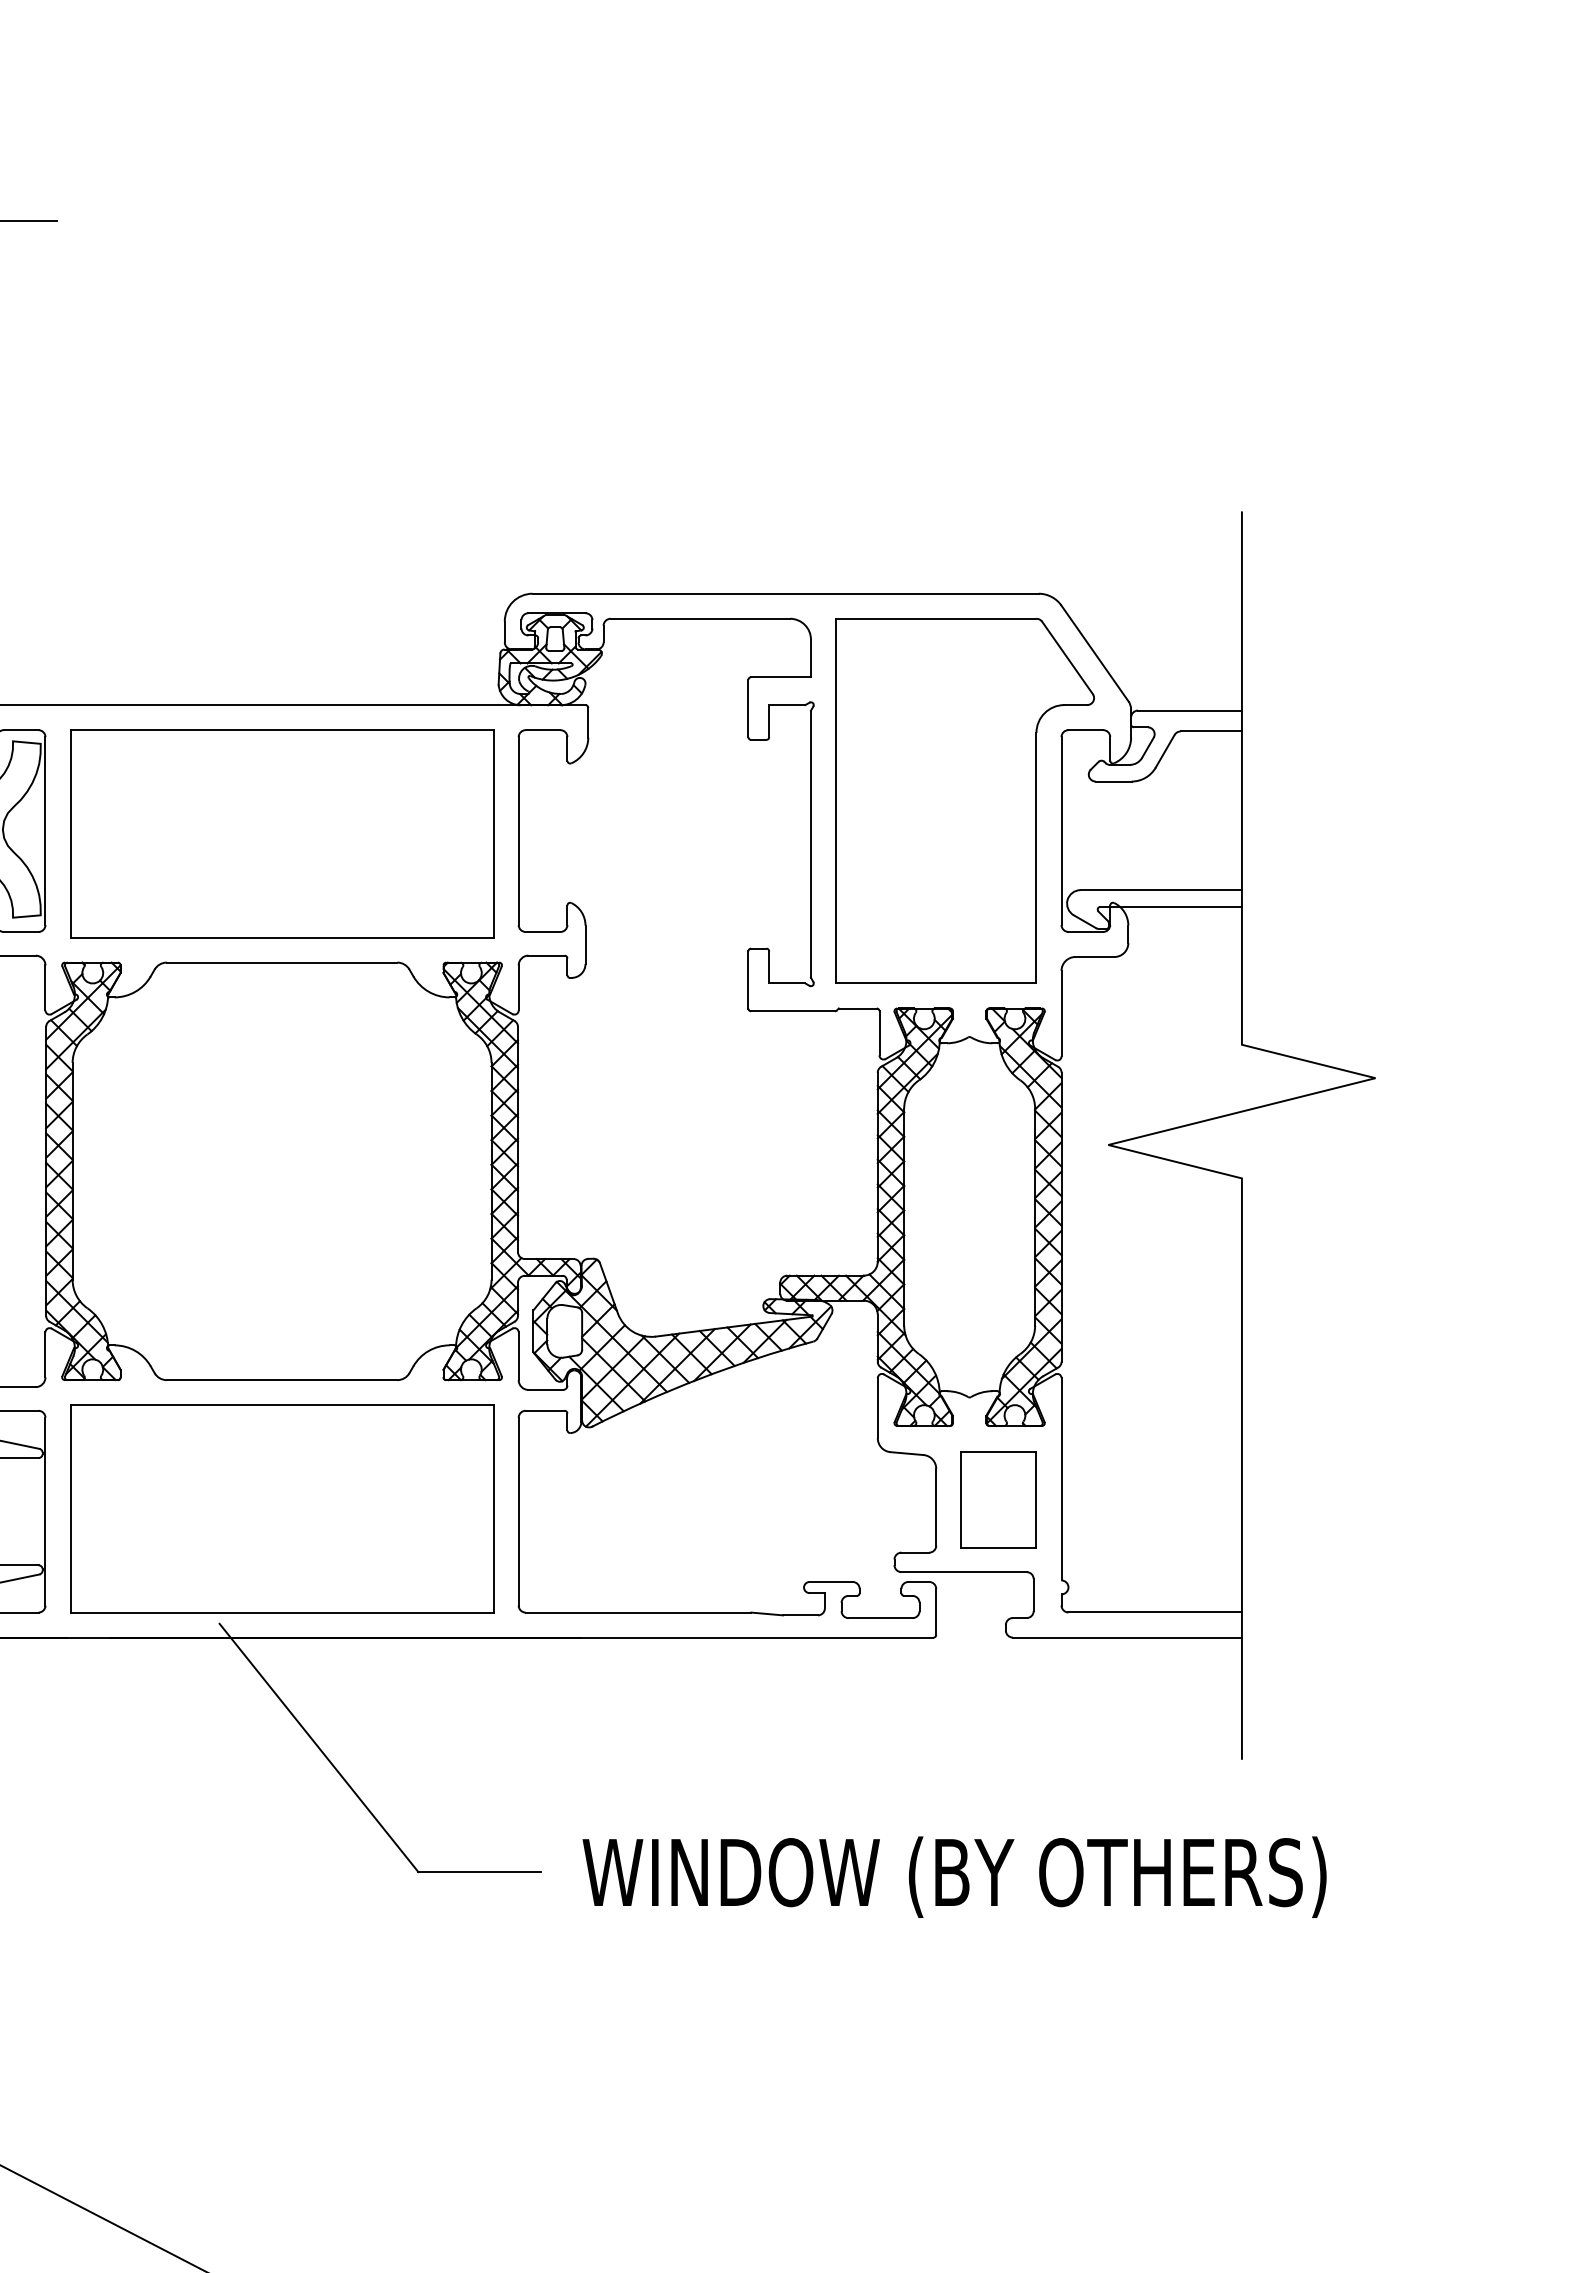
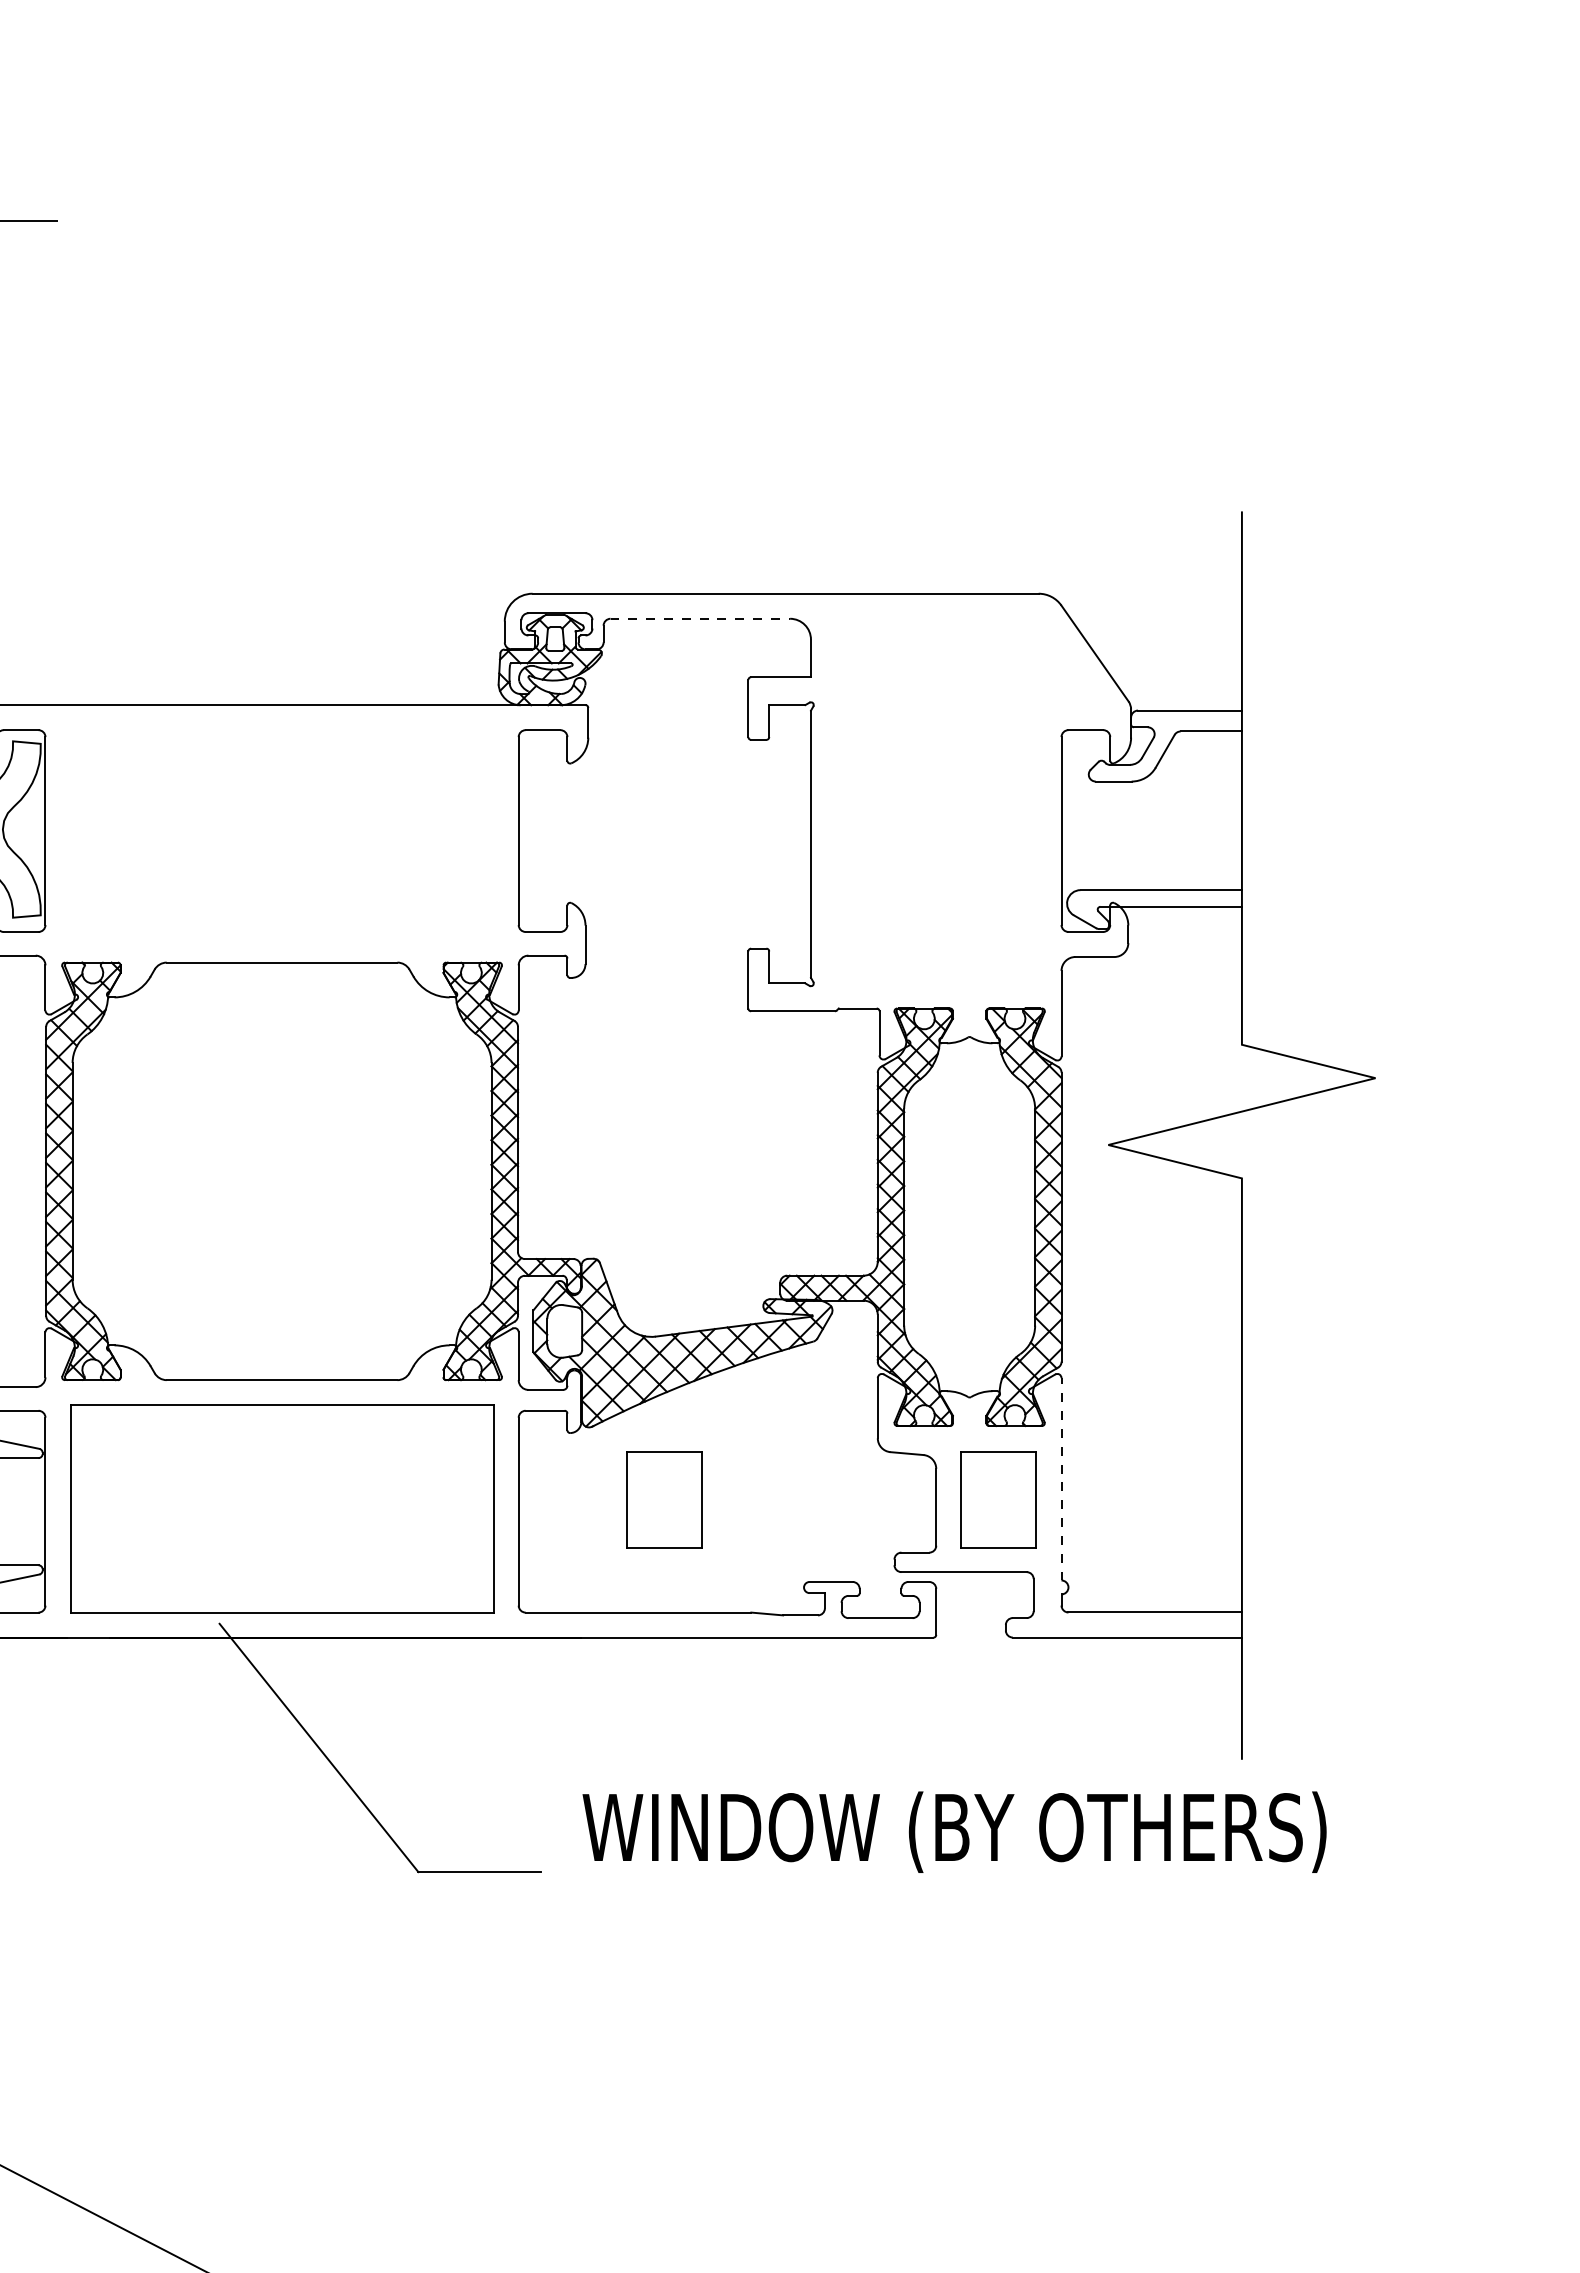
line: solid -> dashed (700, 618)
part: present -> none (964, 800)
part: present -> none (282, 833)
line: solid -> dashed (1061, 1478)
part: none -> present (664, 1499)
text position: (954, 1876) -> (954, 1831) (954, 1831)
